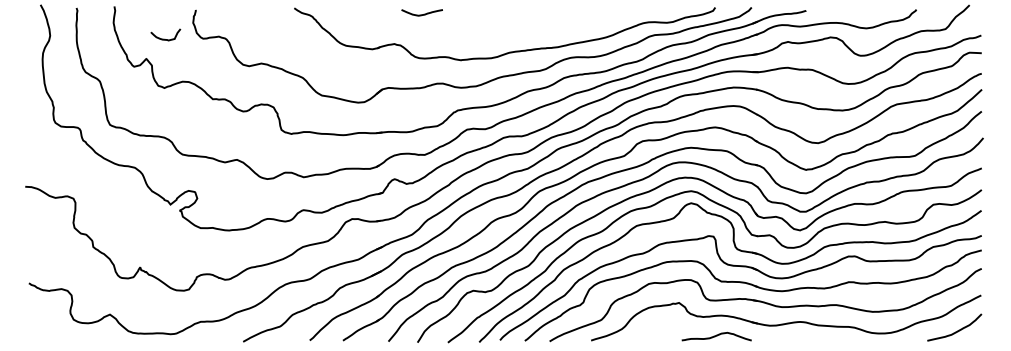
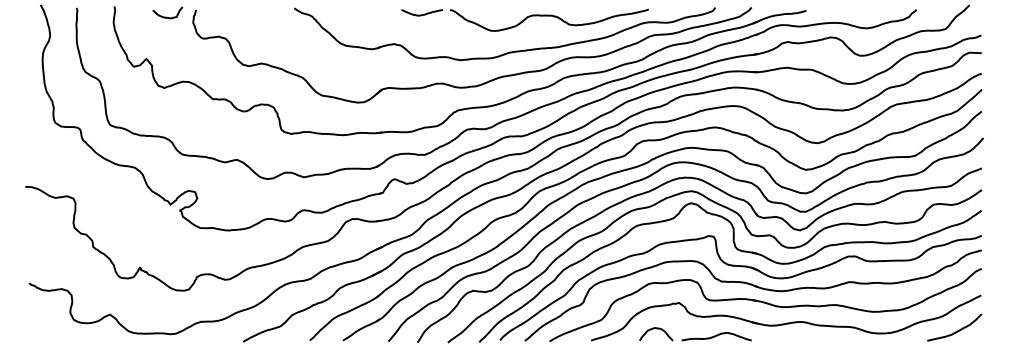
curve: none -> present (549, 16)
curve position: (164, 38) -> (166, 16) (166, 16)
curve: none -> present (656, 329)
